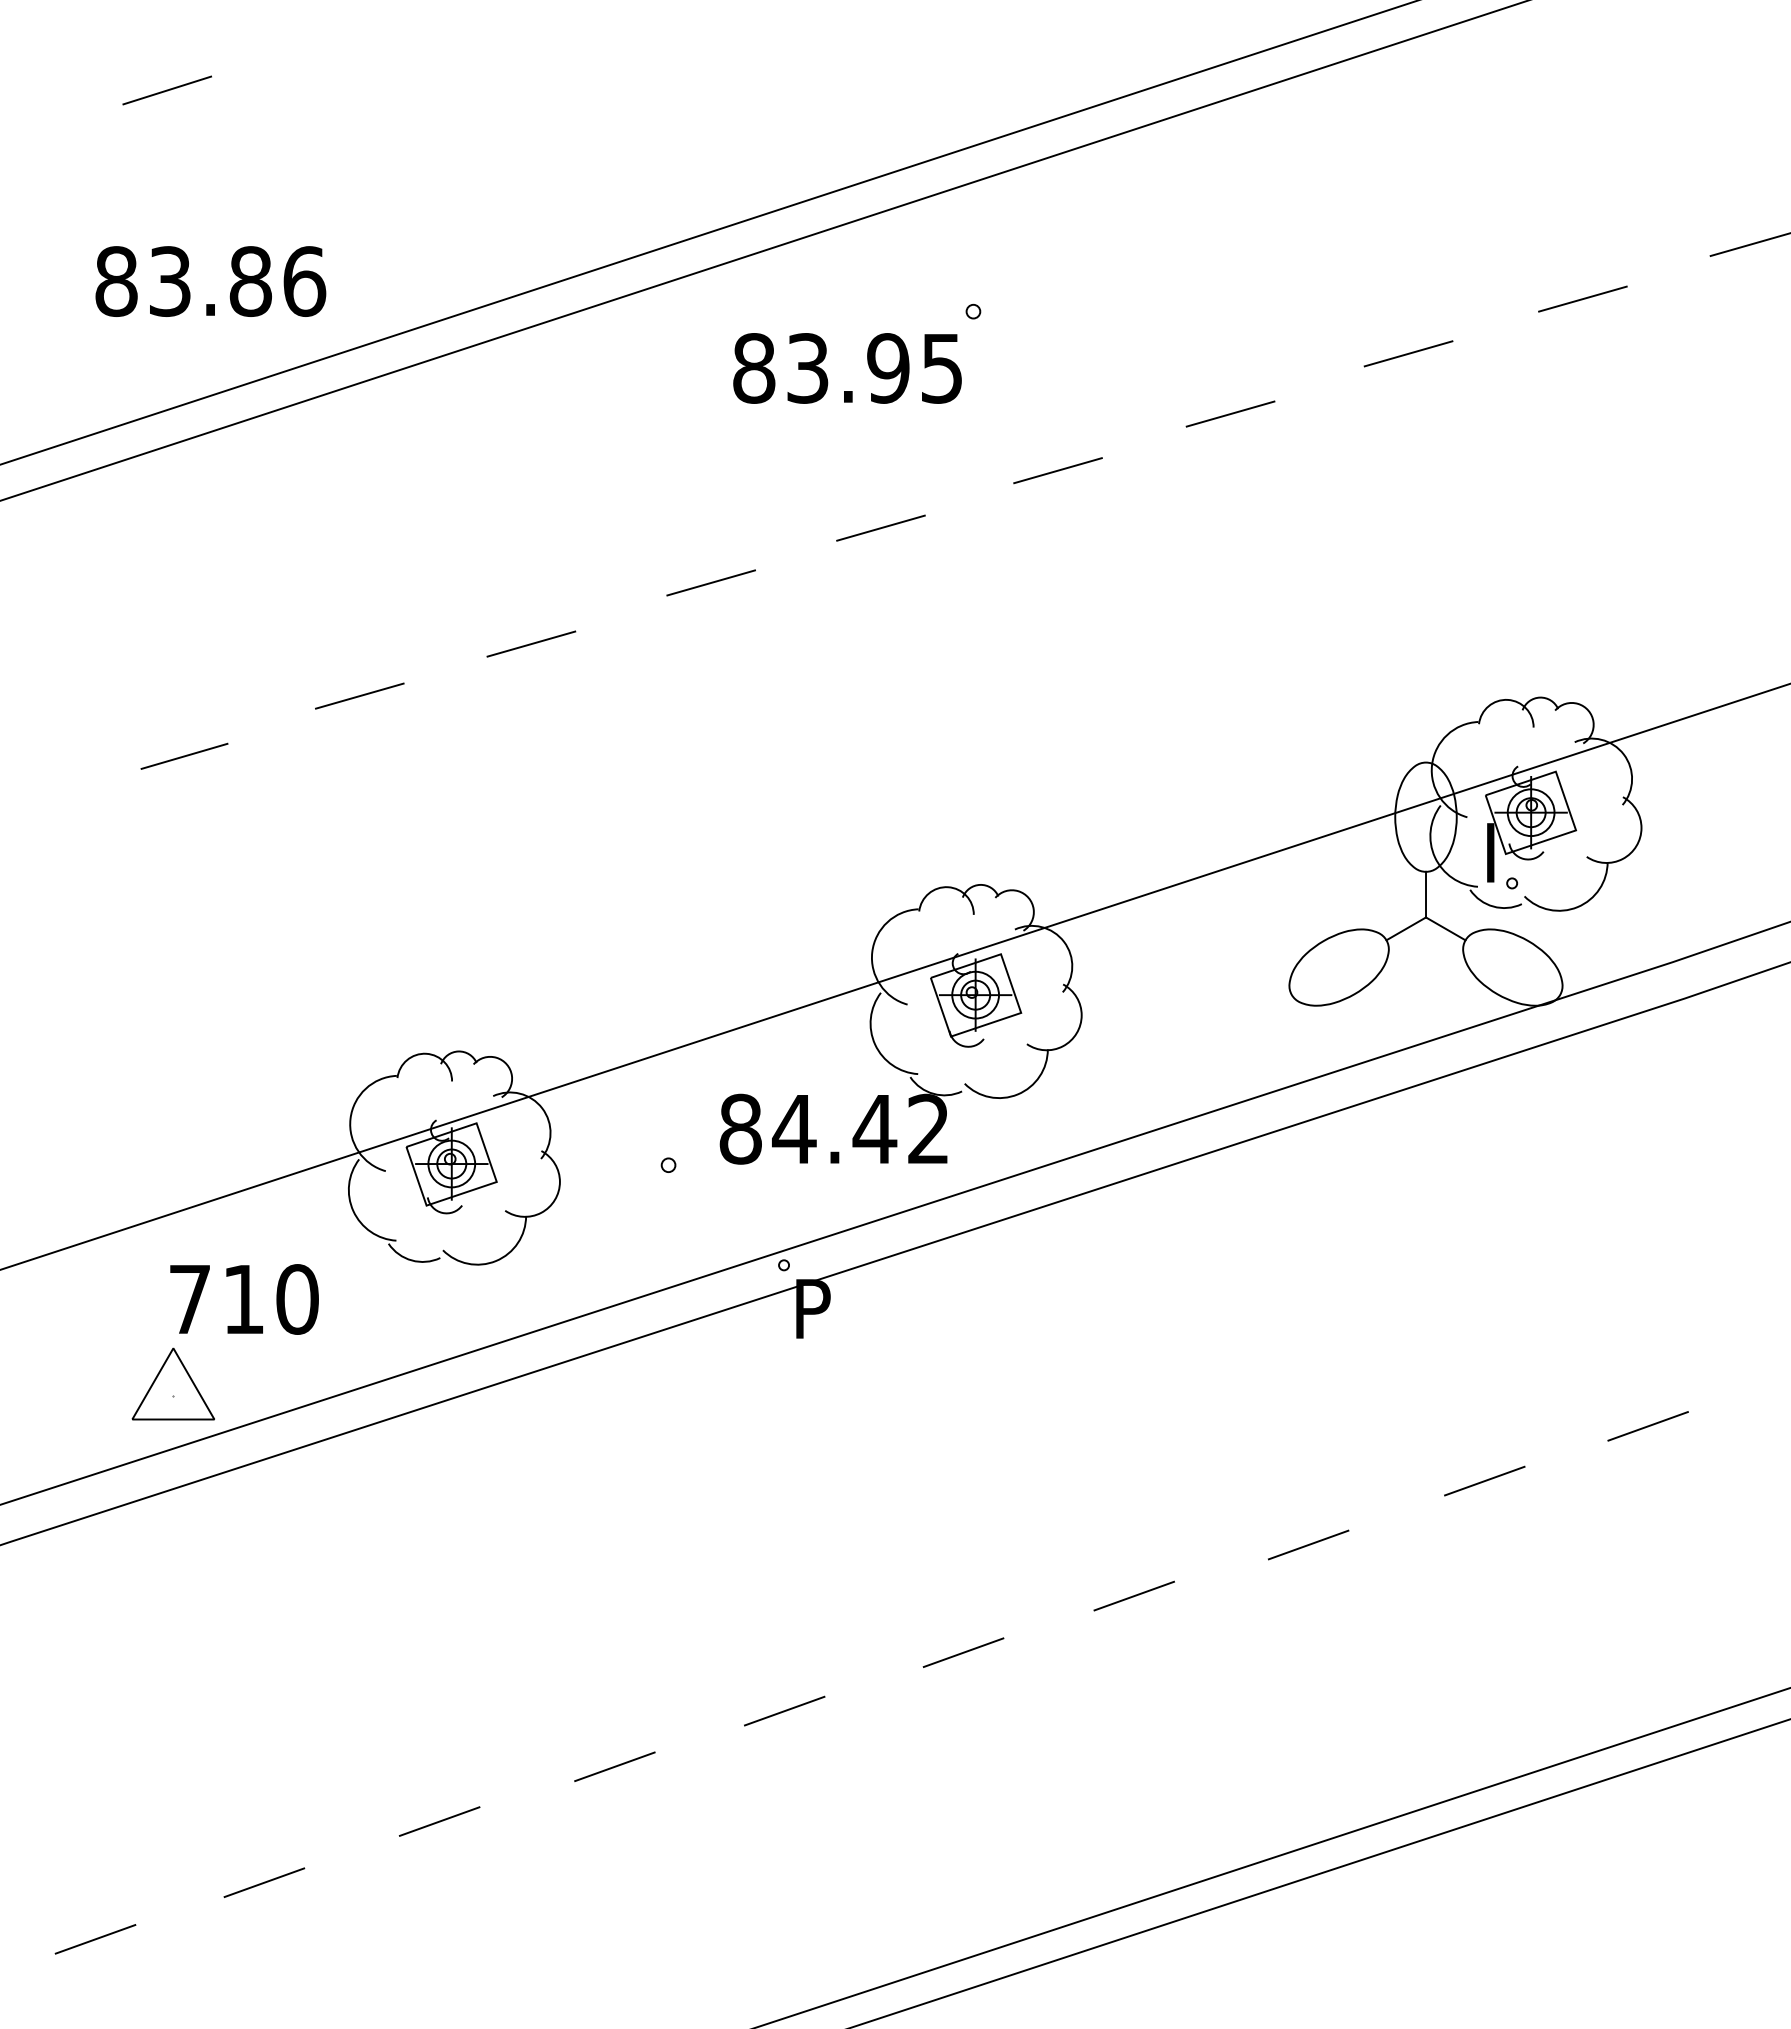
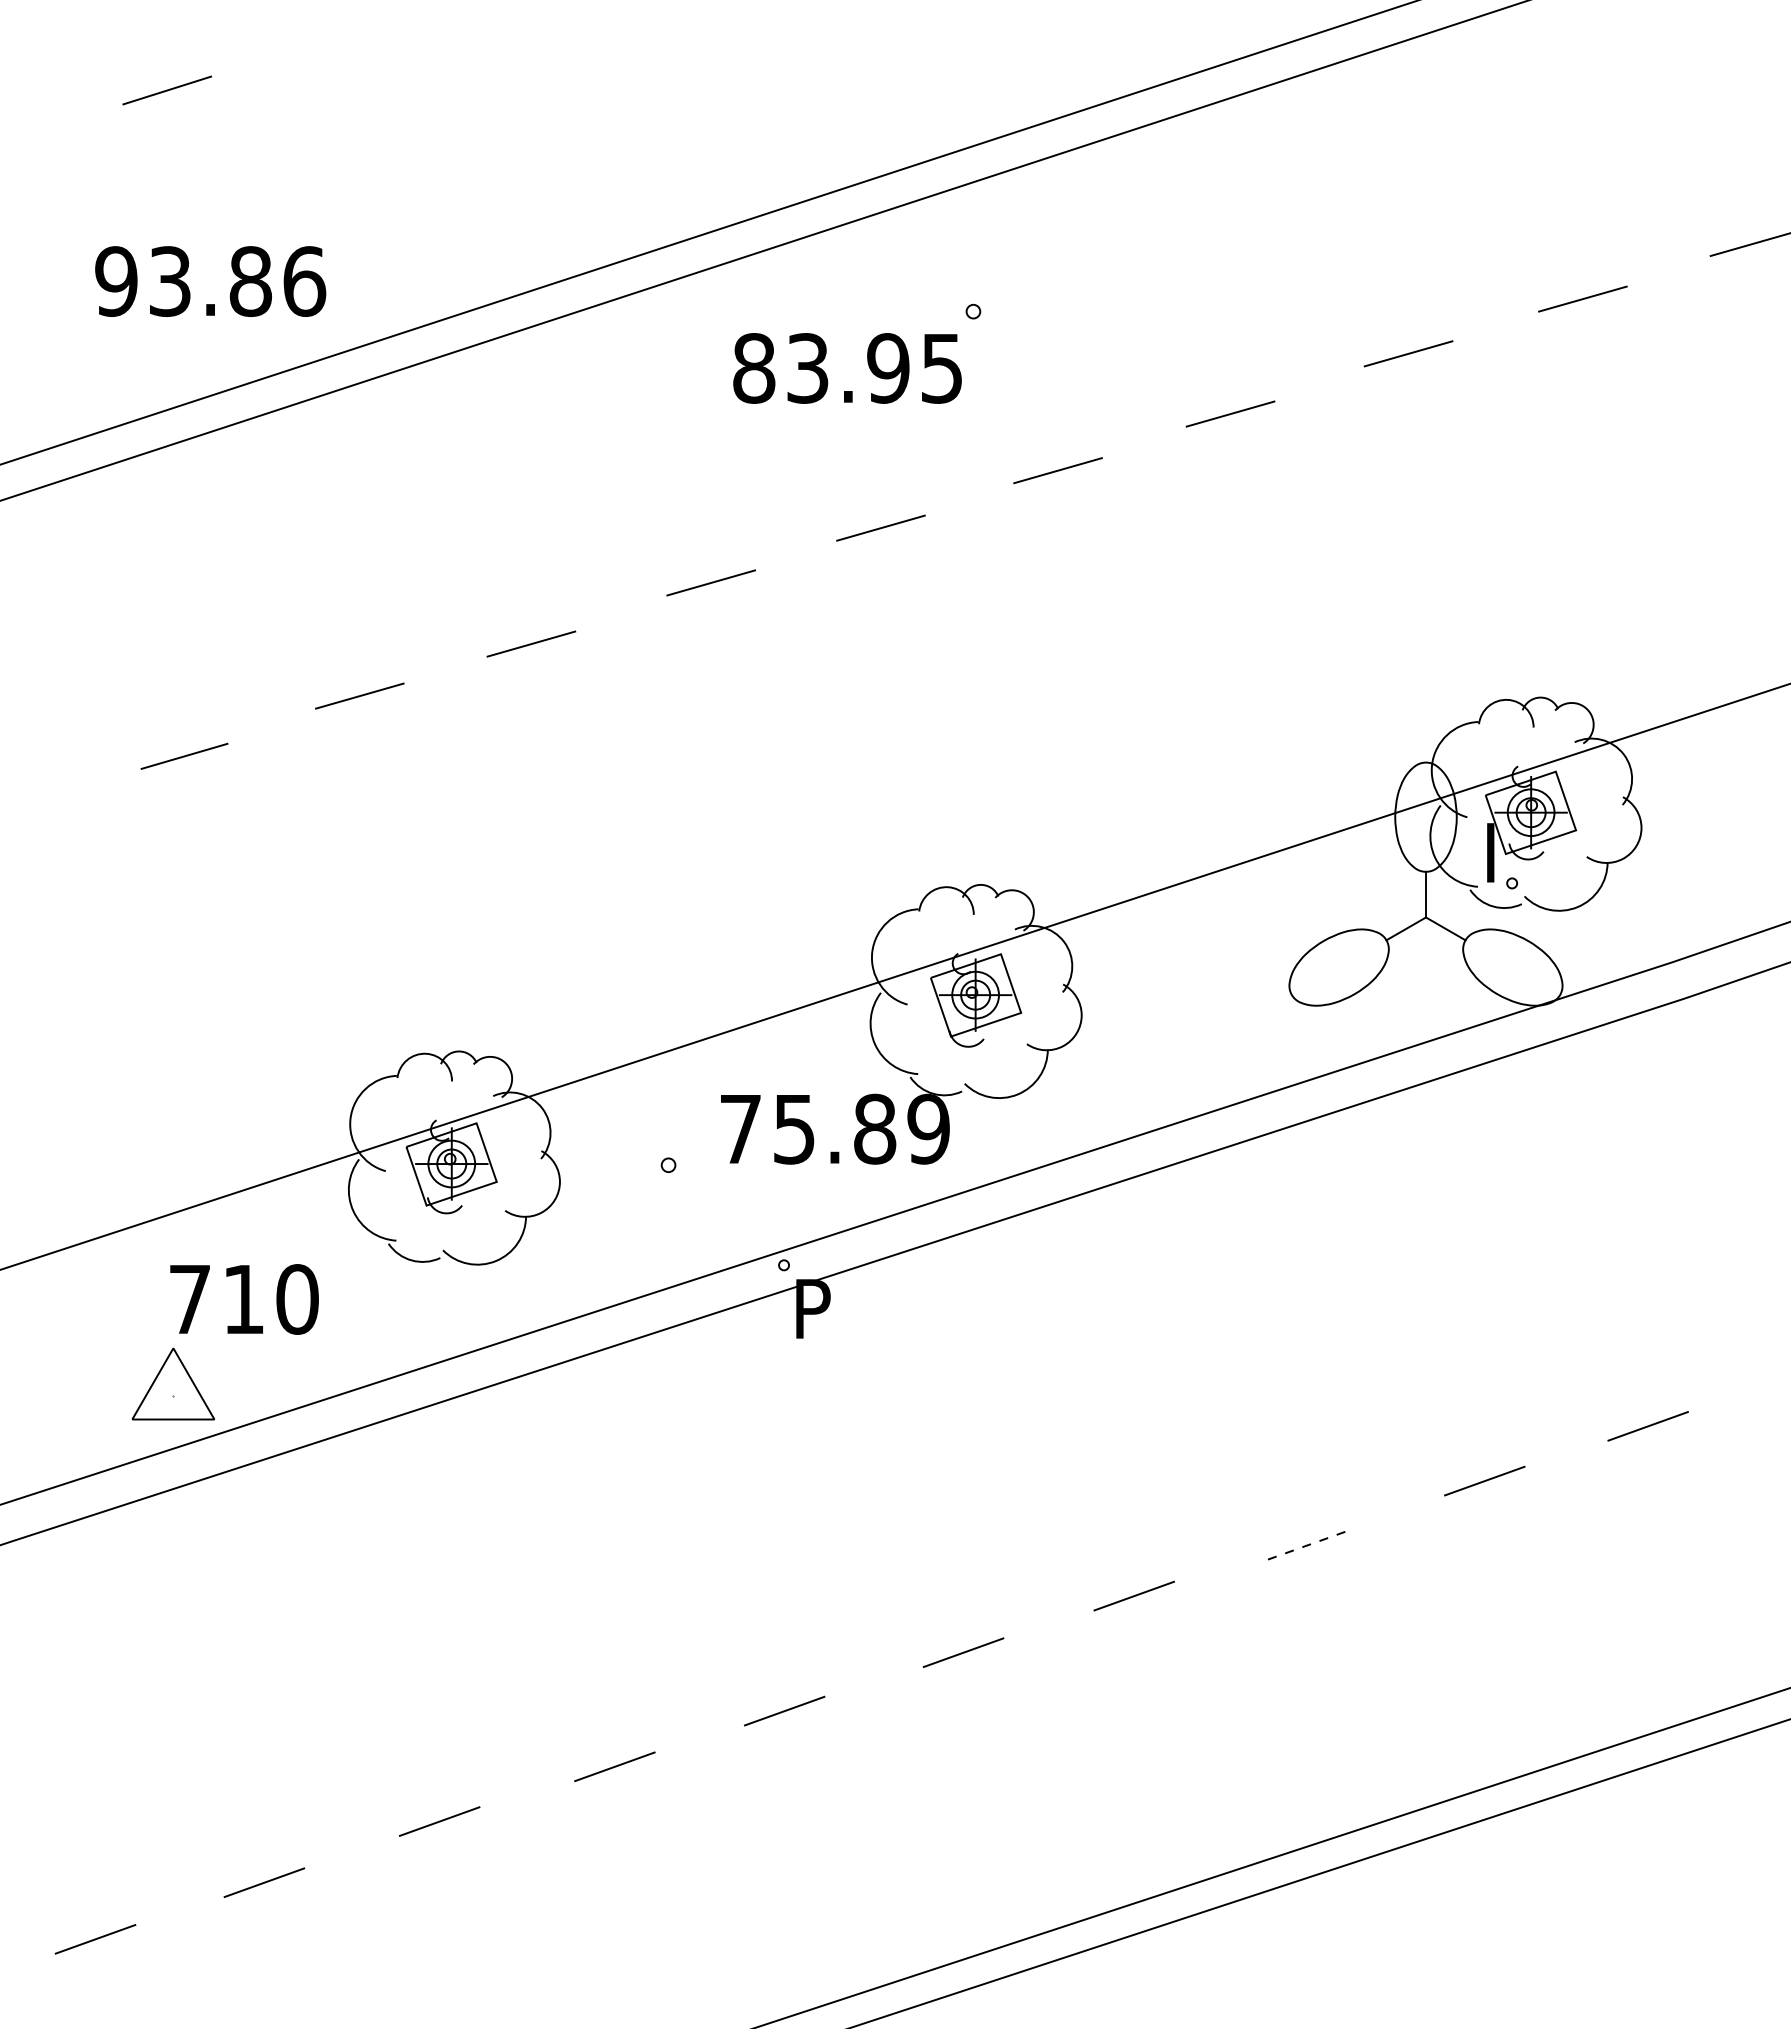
text: 83.86 -> 93.86 (116, 281)
text: 84.42 -> 75.89 (834, 1128)
line: solid -> dashed (1309, 1544)
